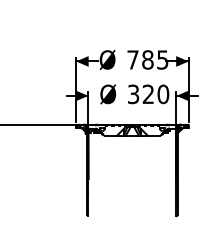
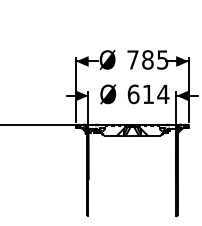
text: 320 -> 614 (148, 94)
